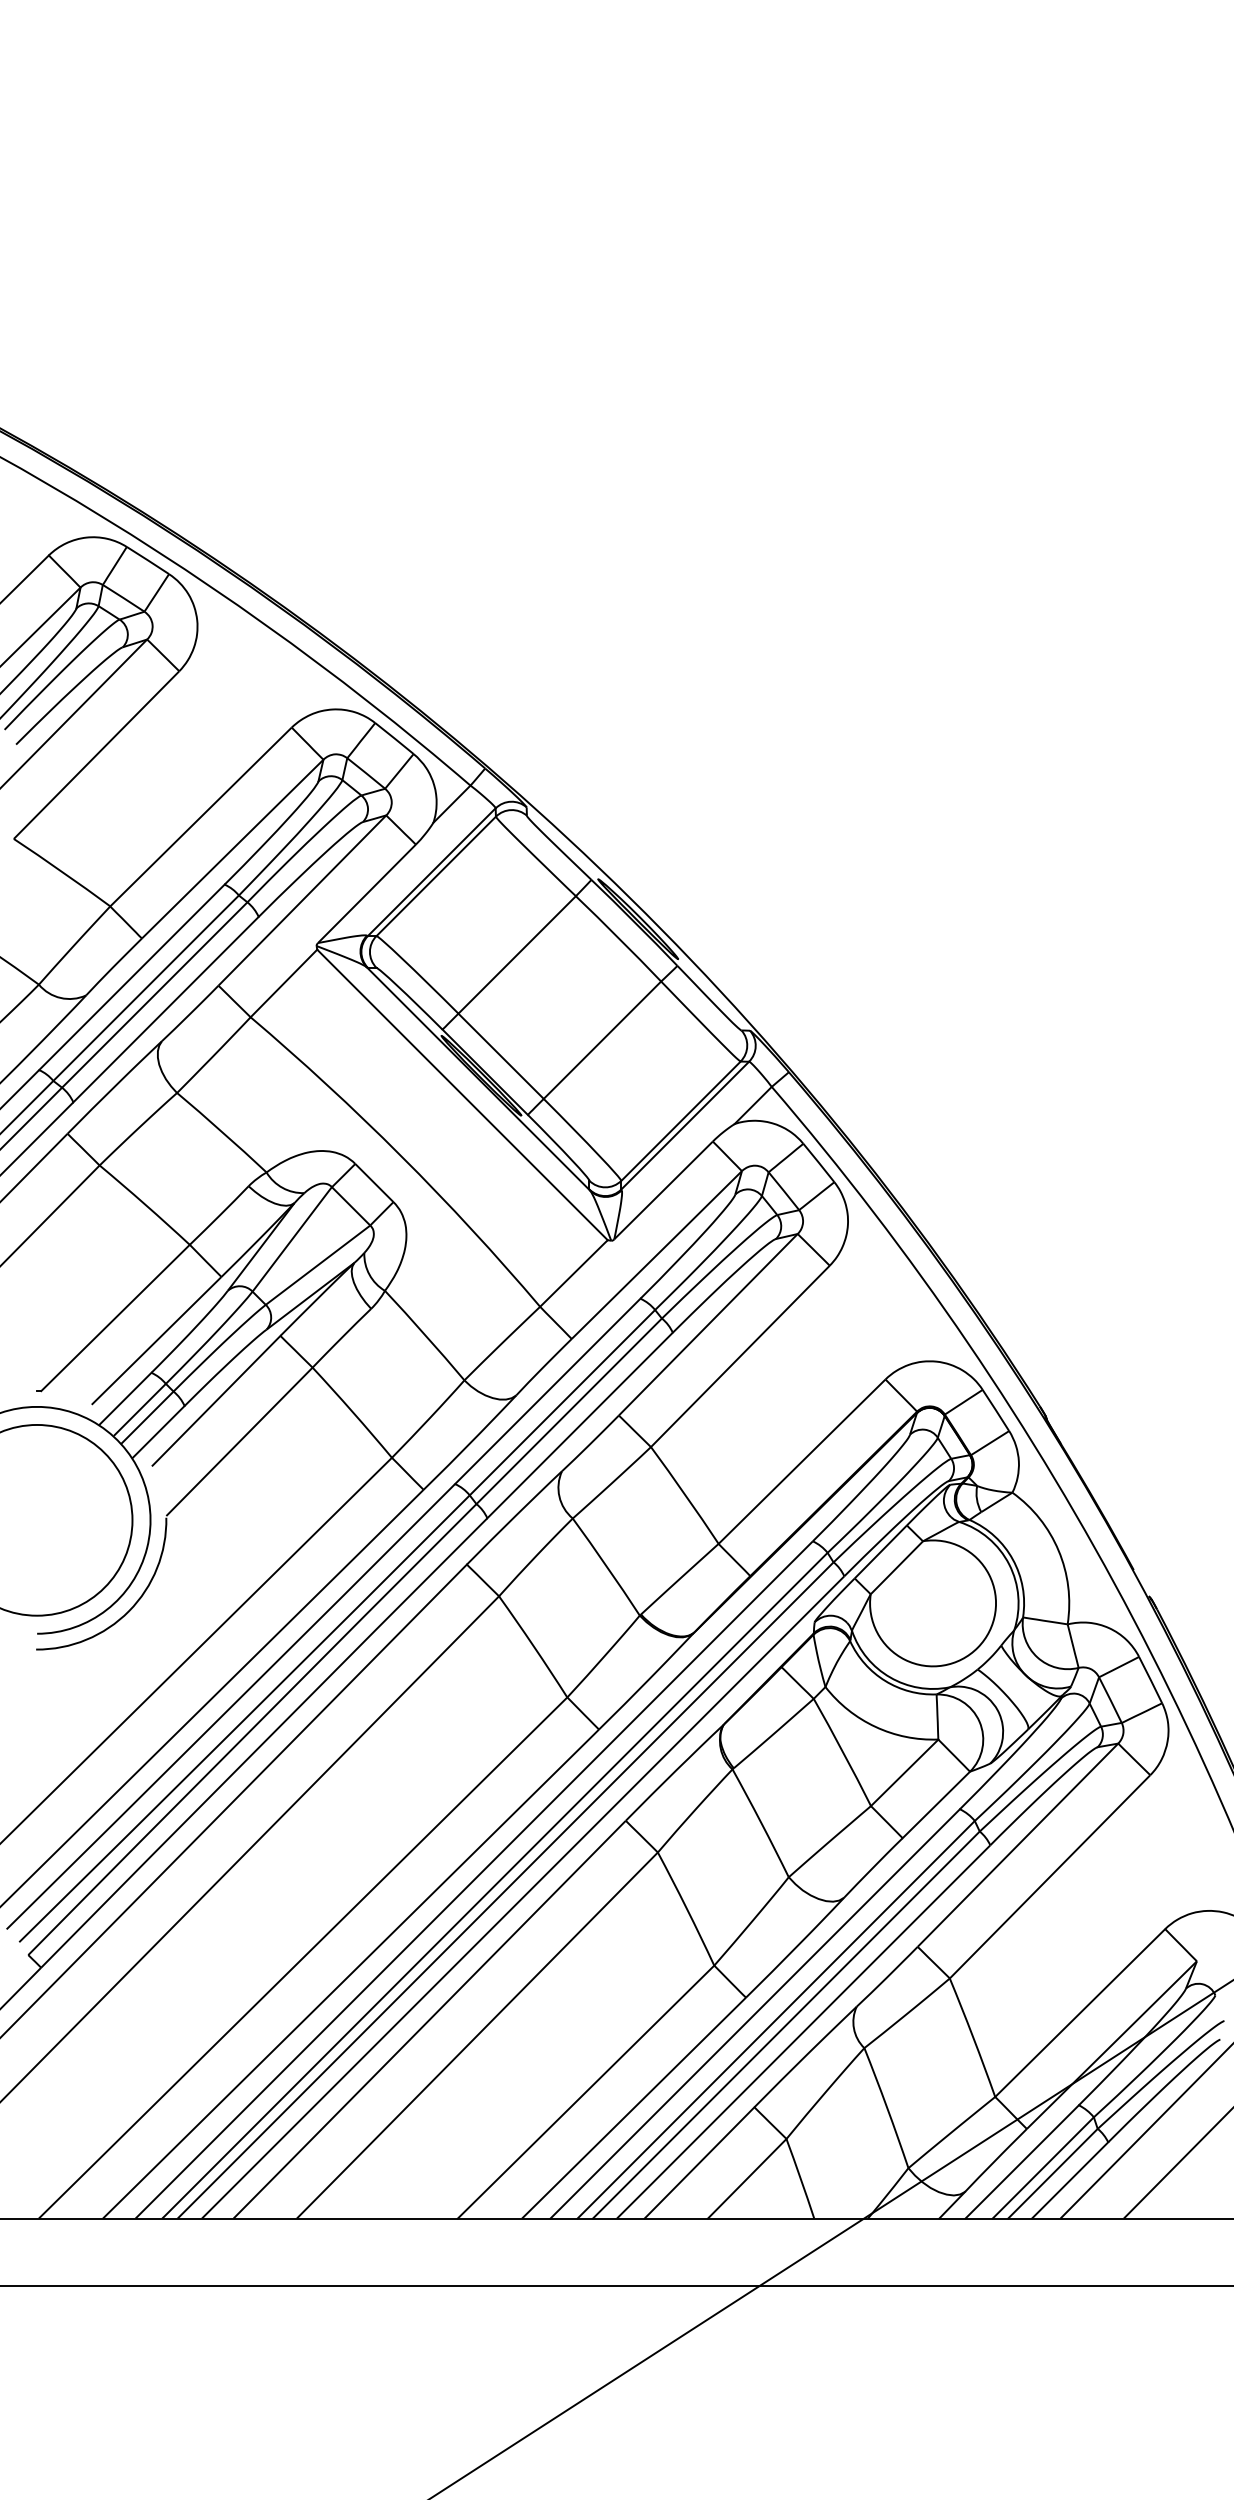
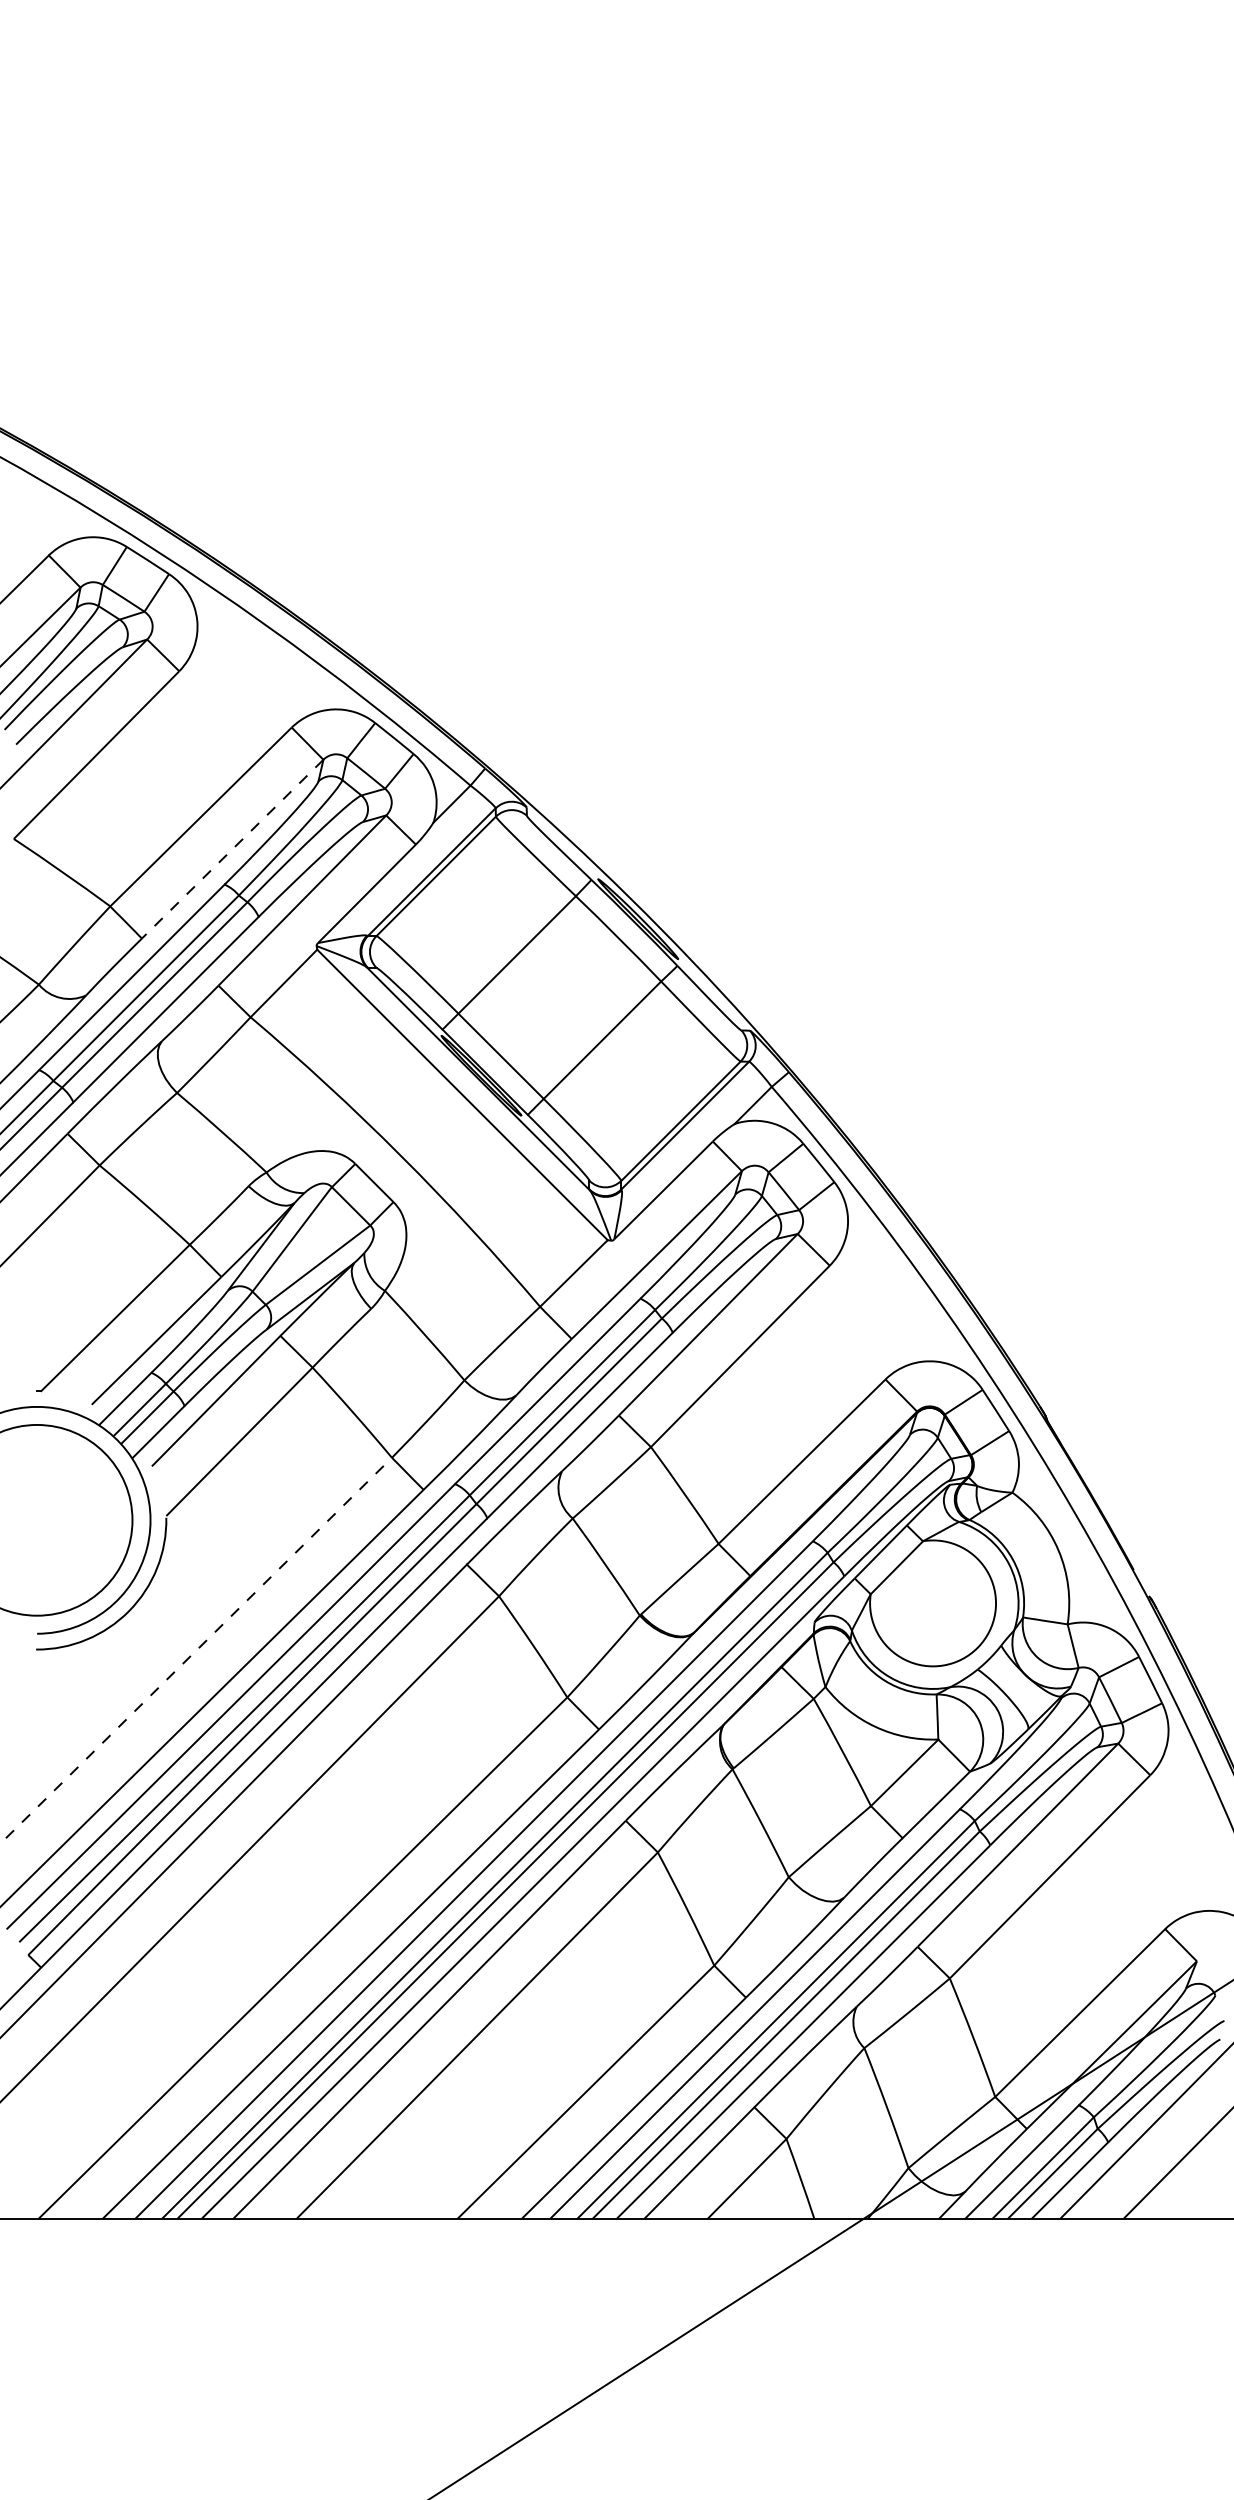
line: solid -> dashed (232, 848)
line: solid -> dashed (196, 1650)
line: present -> none (616, 2286)
